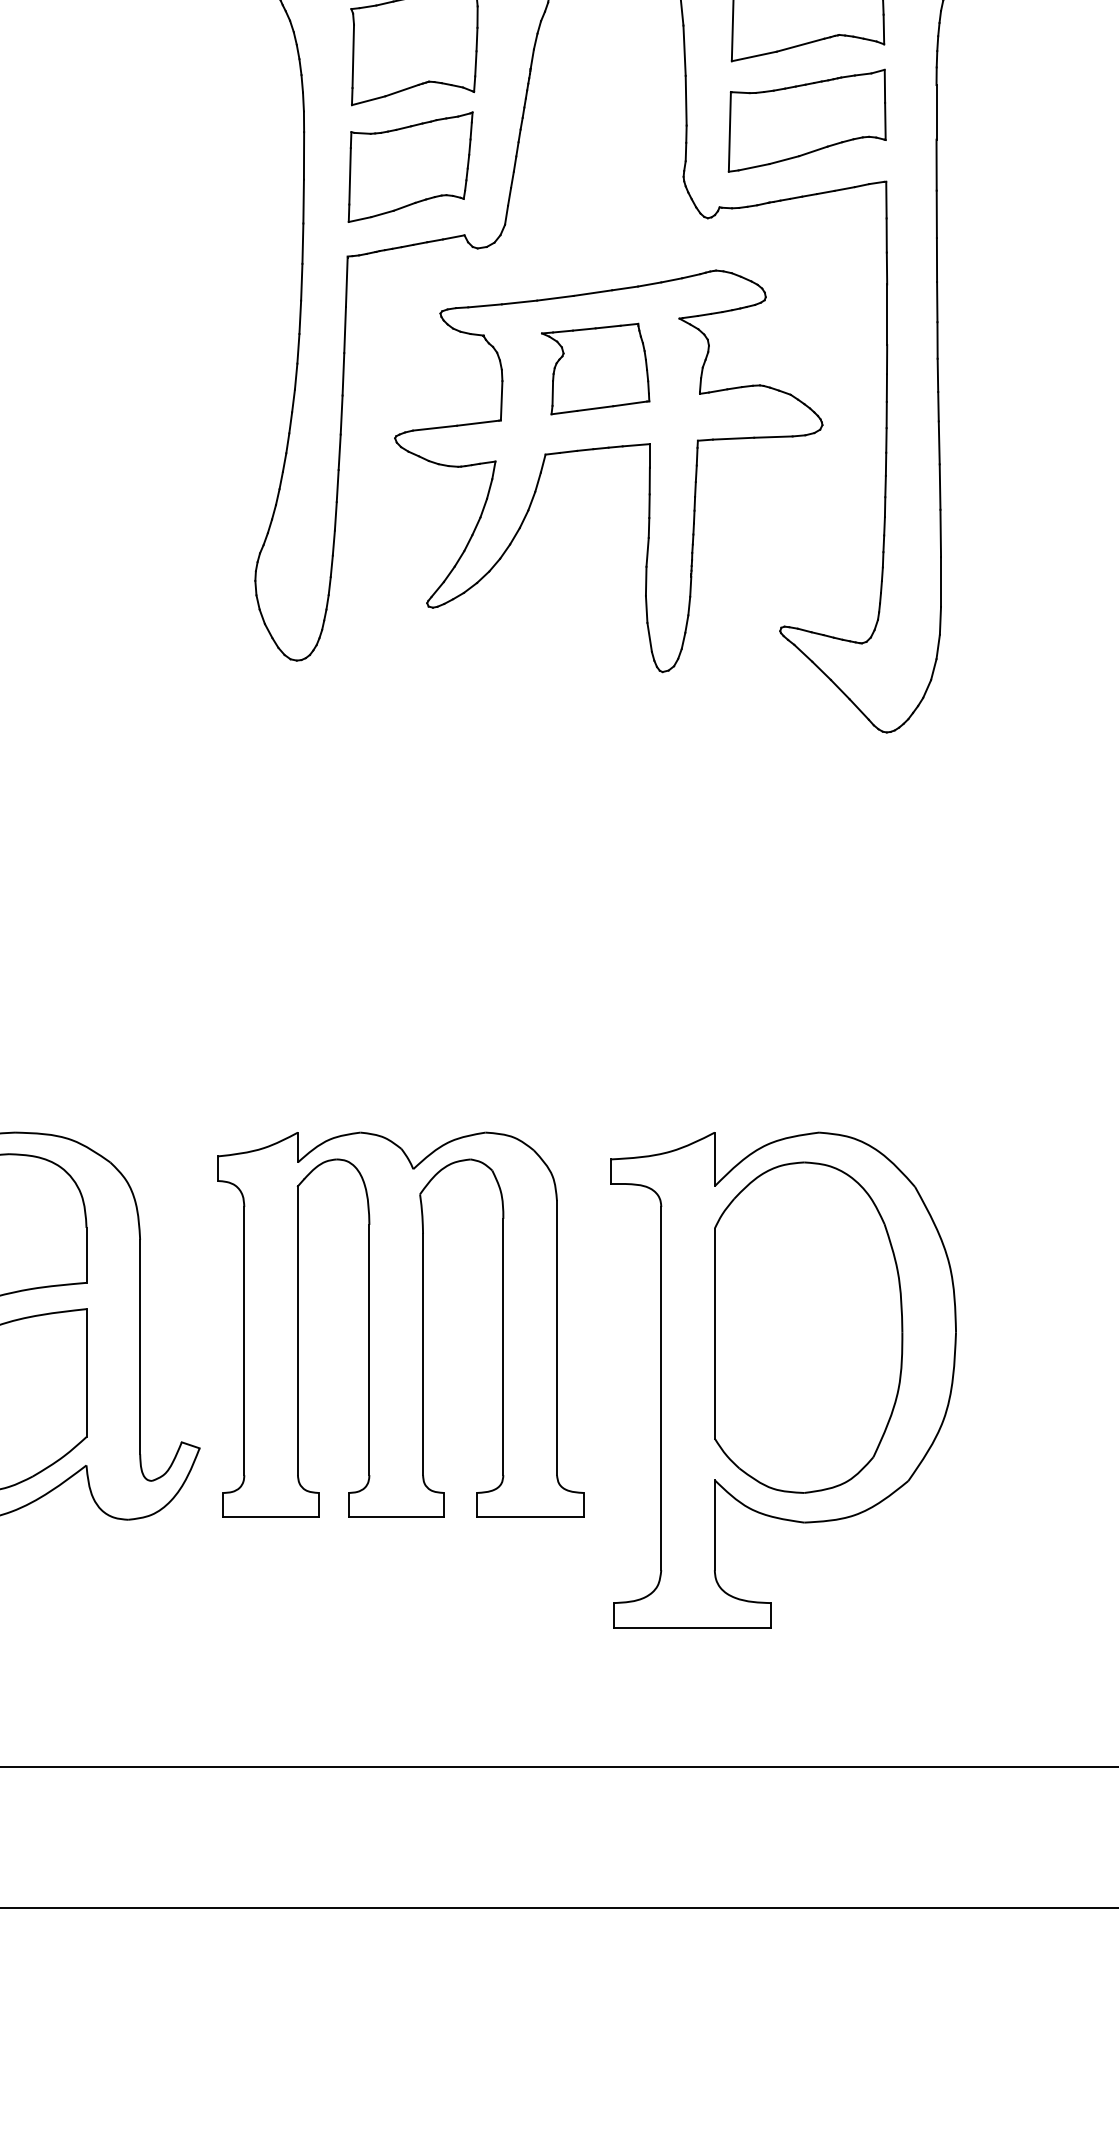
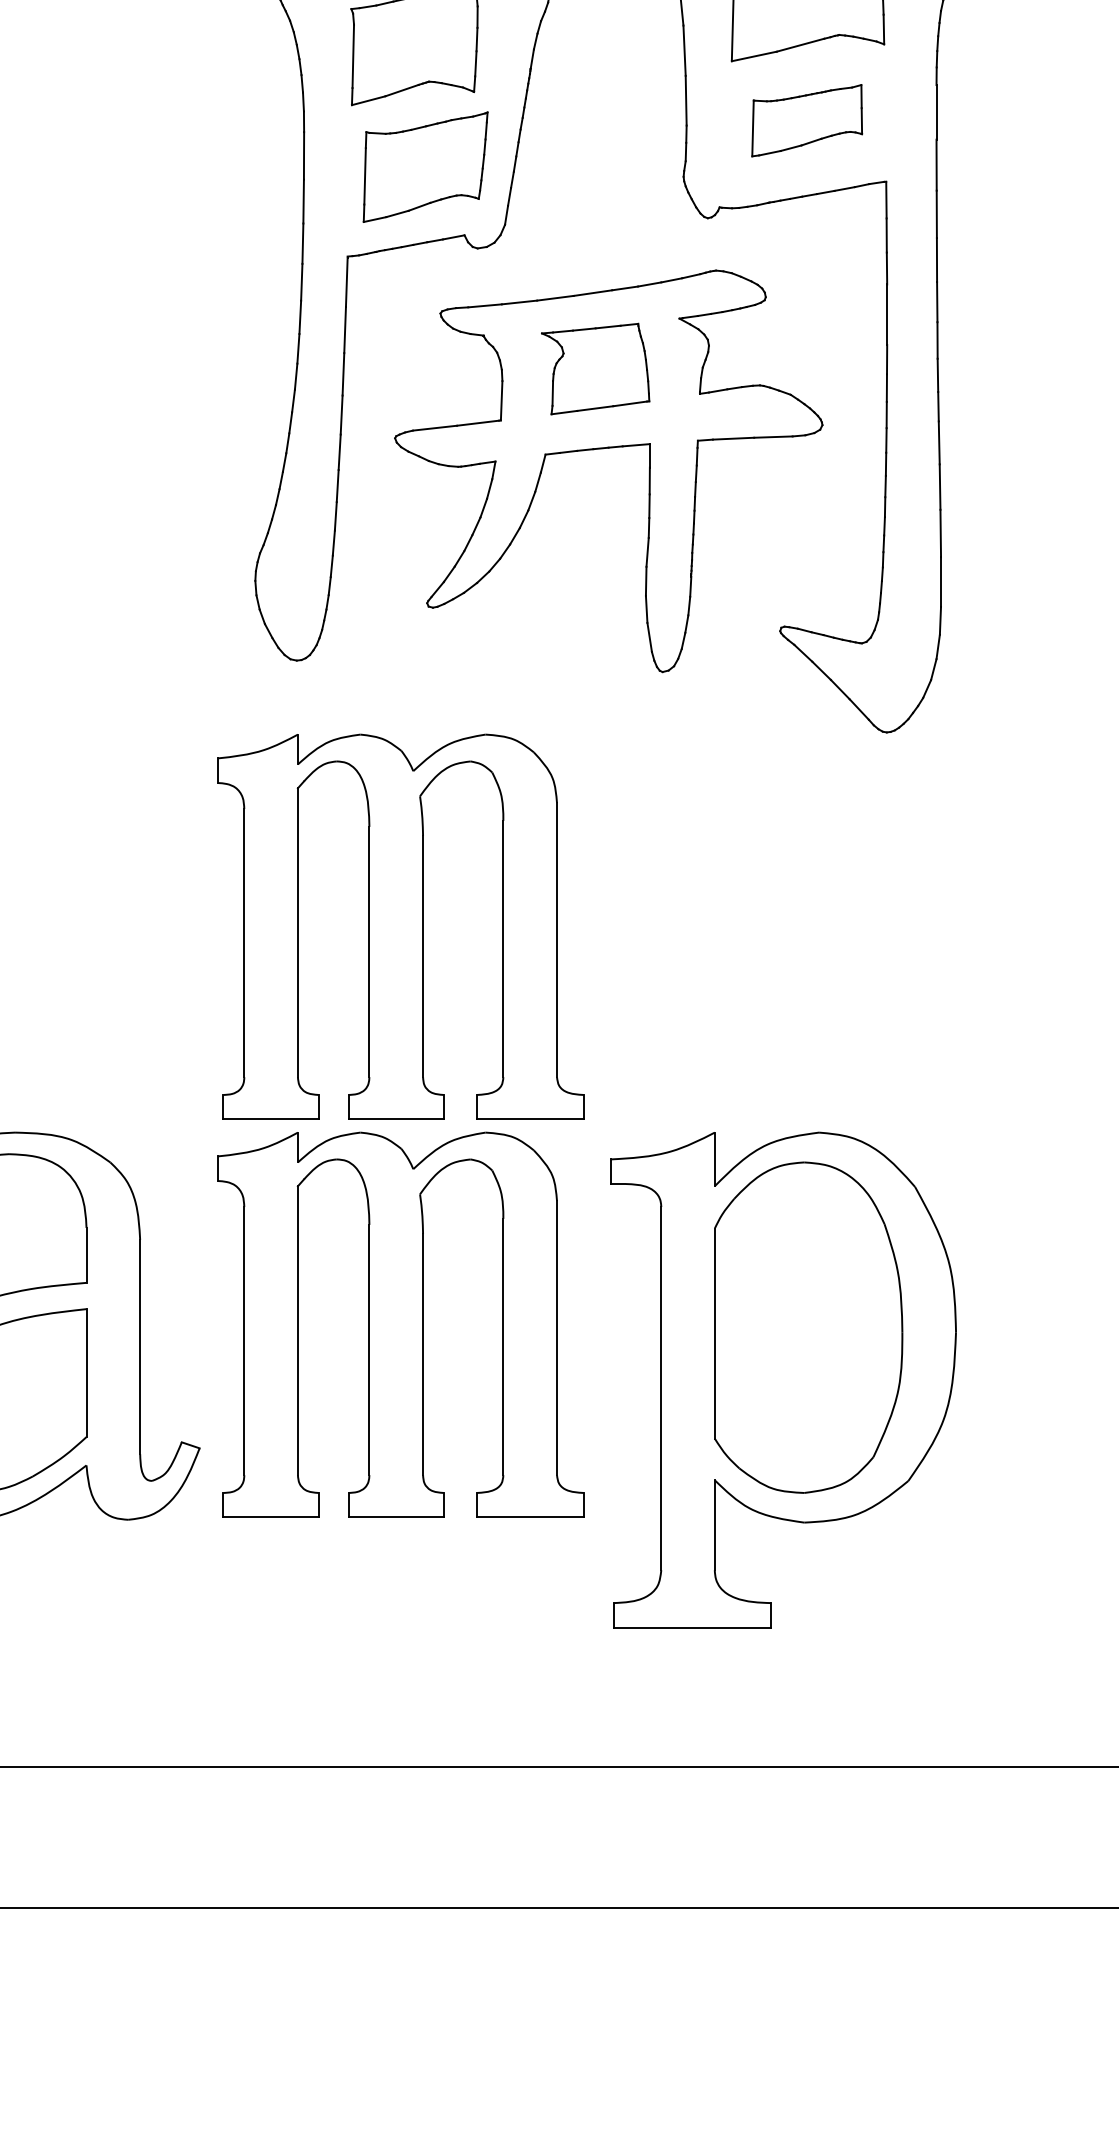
part size: 160x105 px -> 113x74 px (807, 120)
part position: (410, 166) -> (425, 166) (425, 166)
part: none -> present (400, 926)
